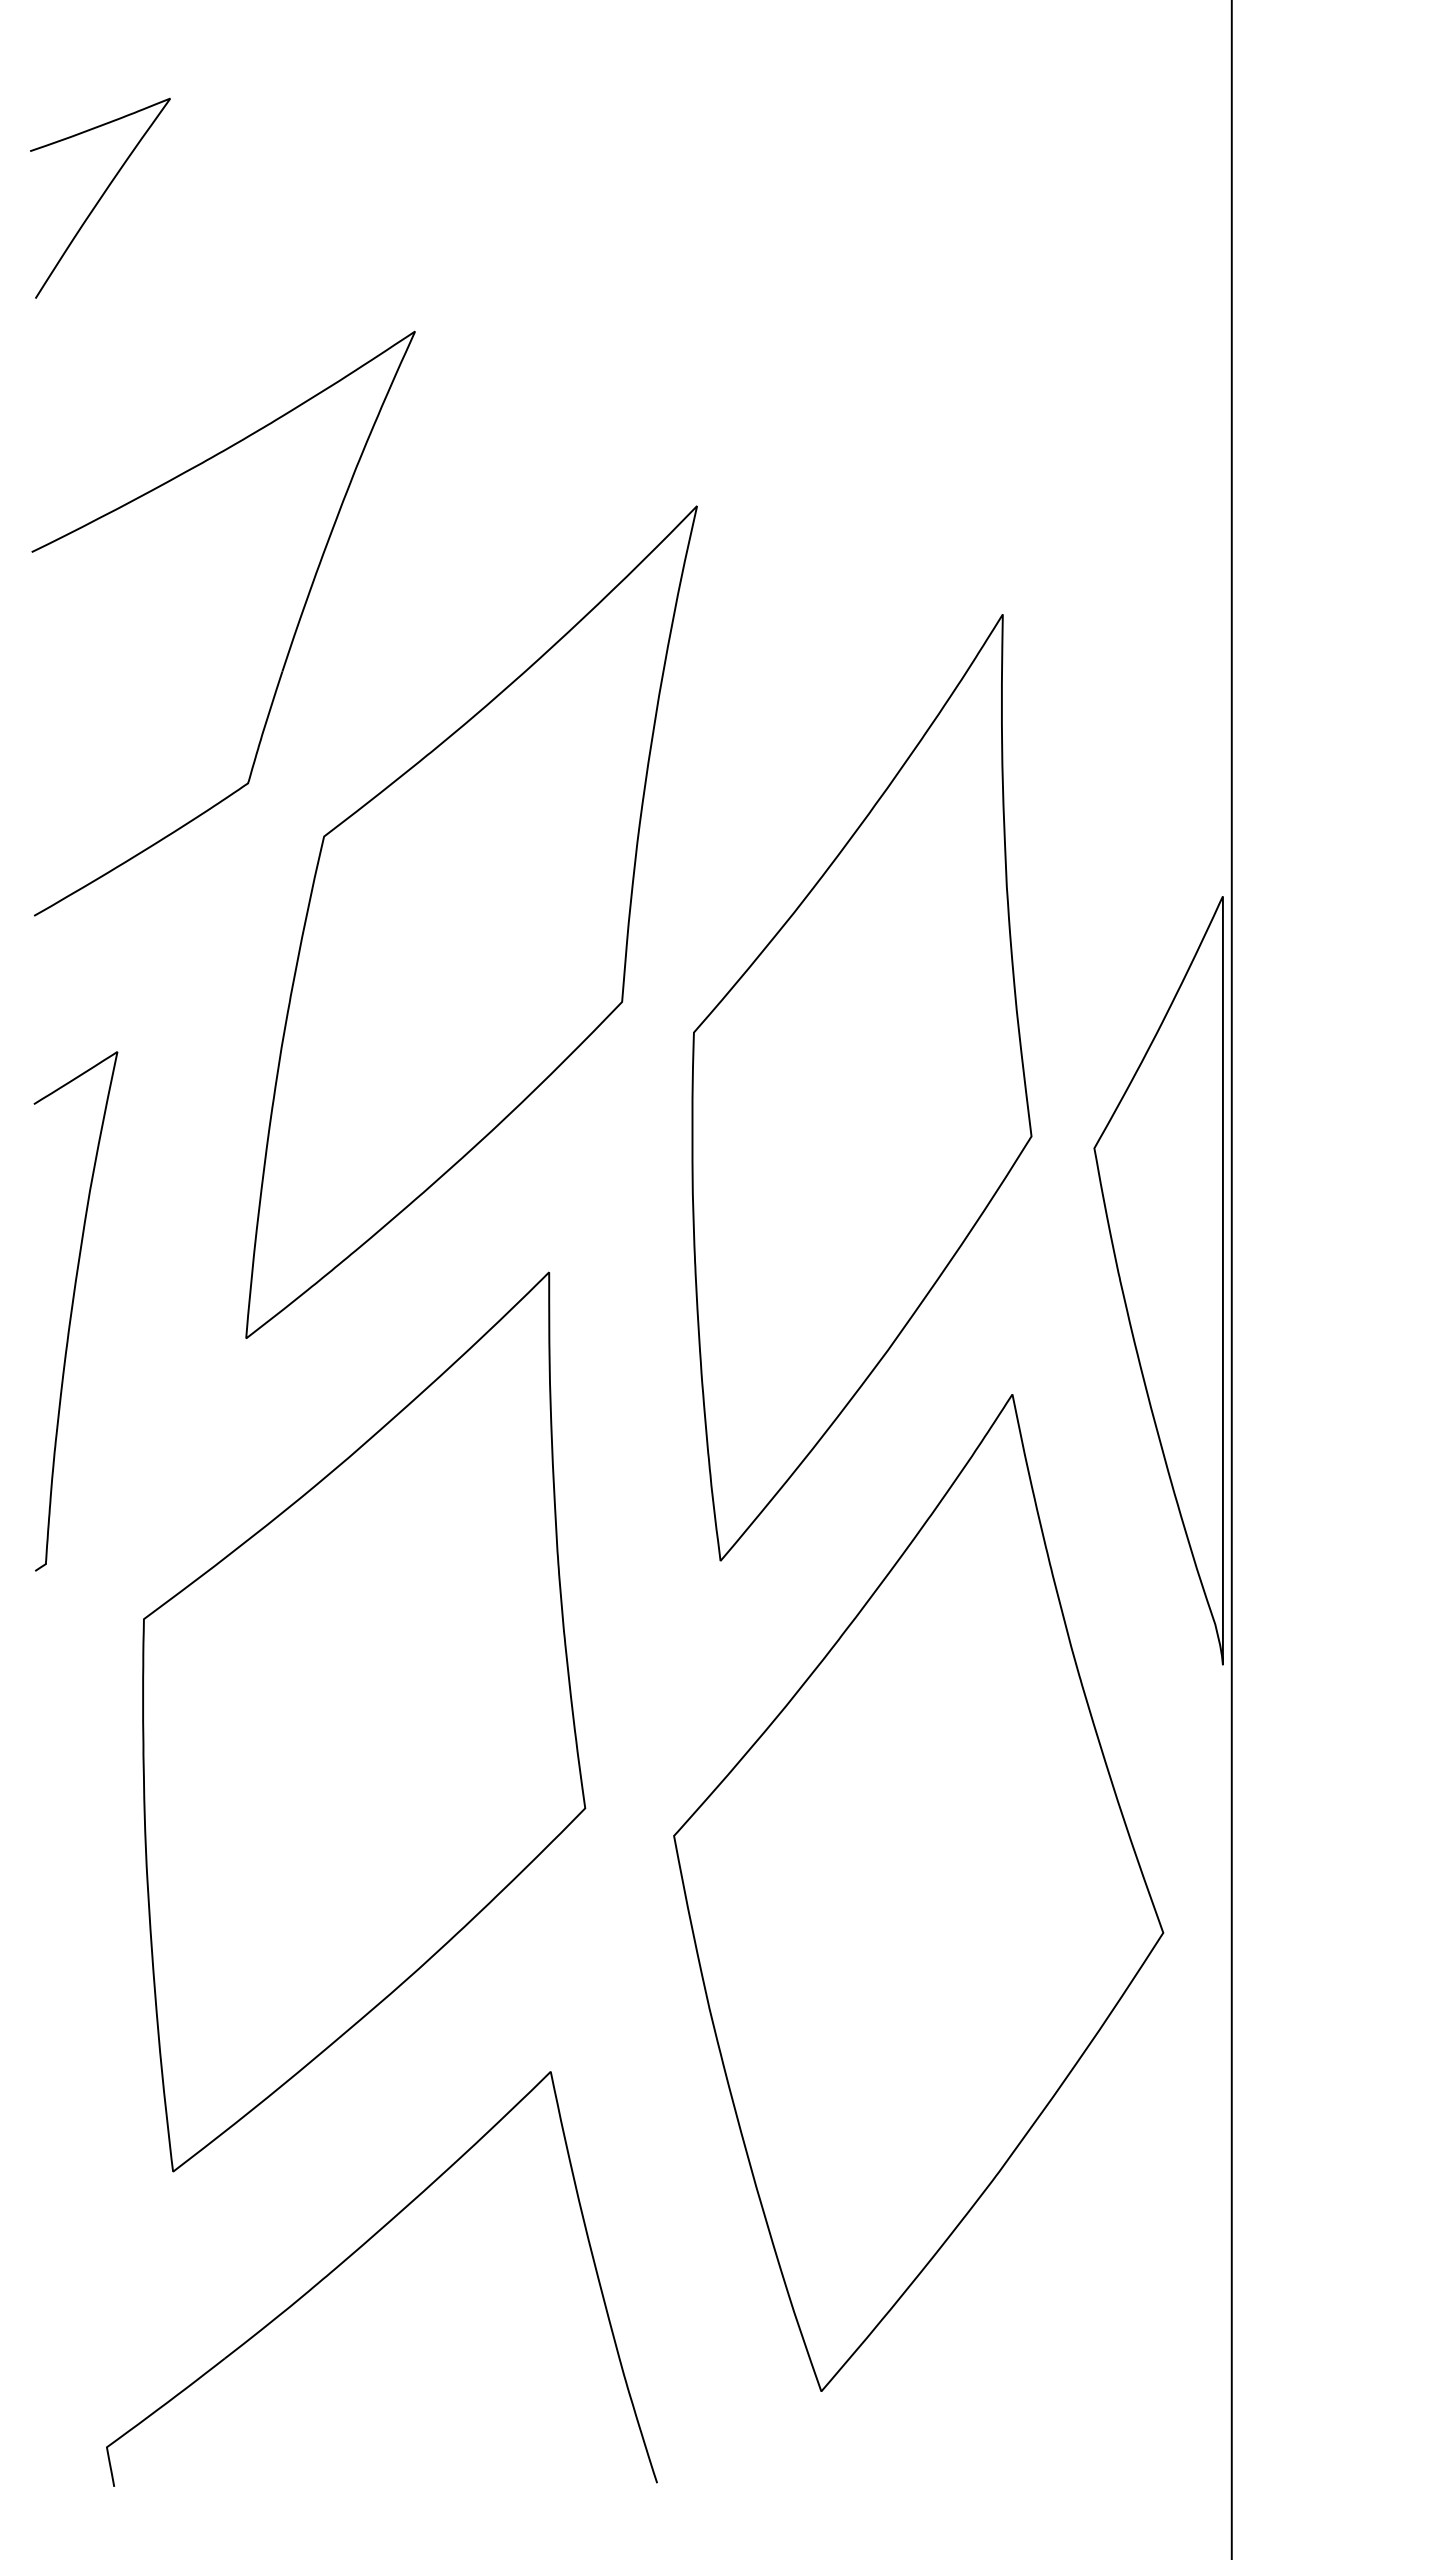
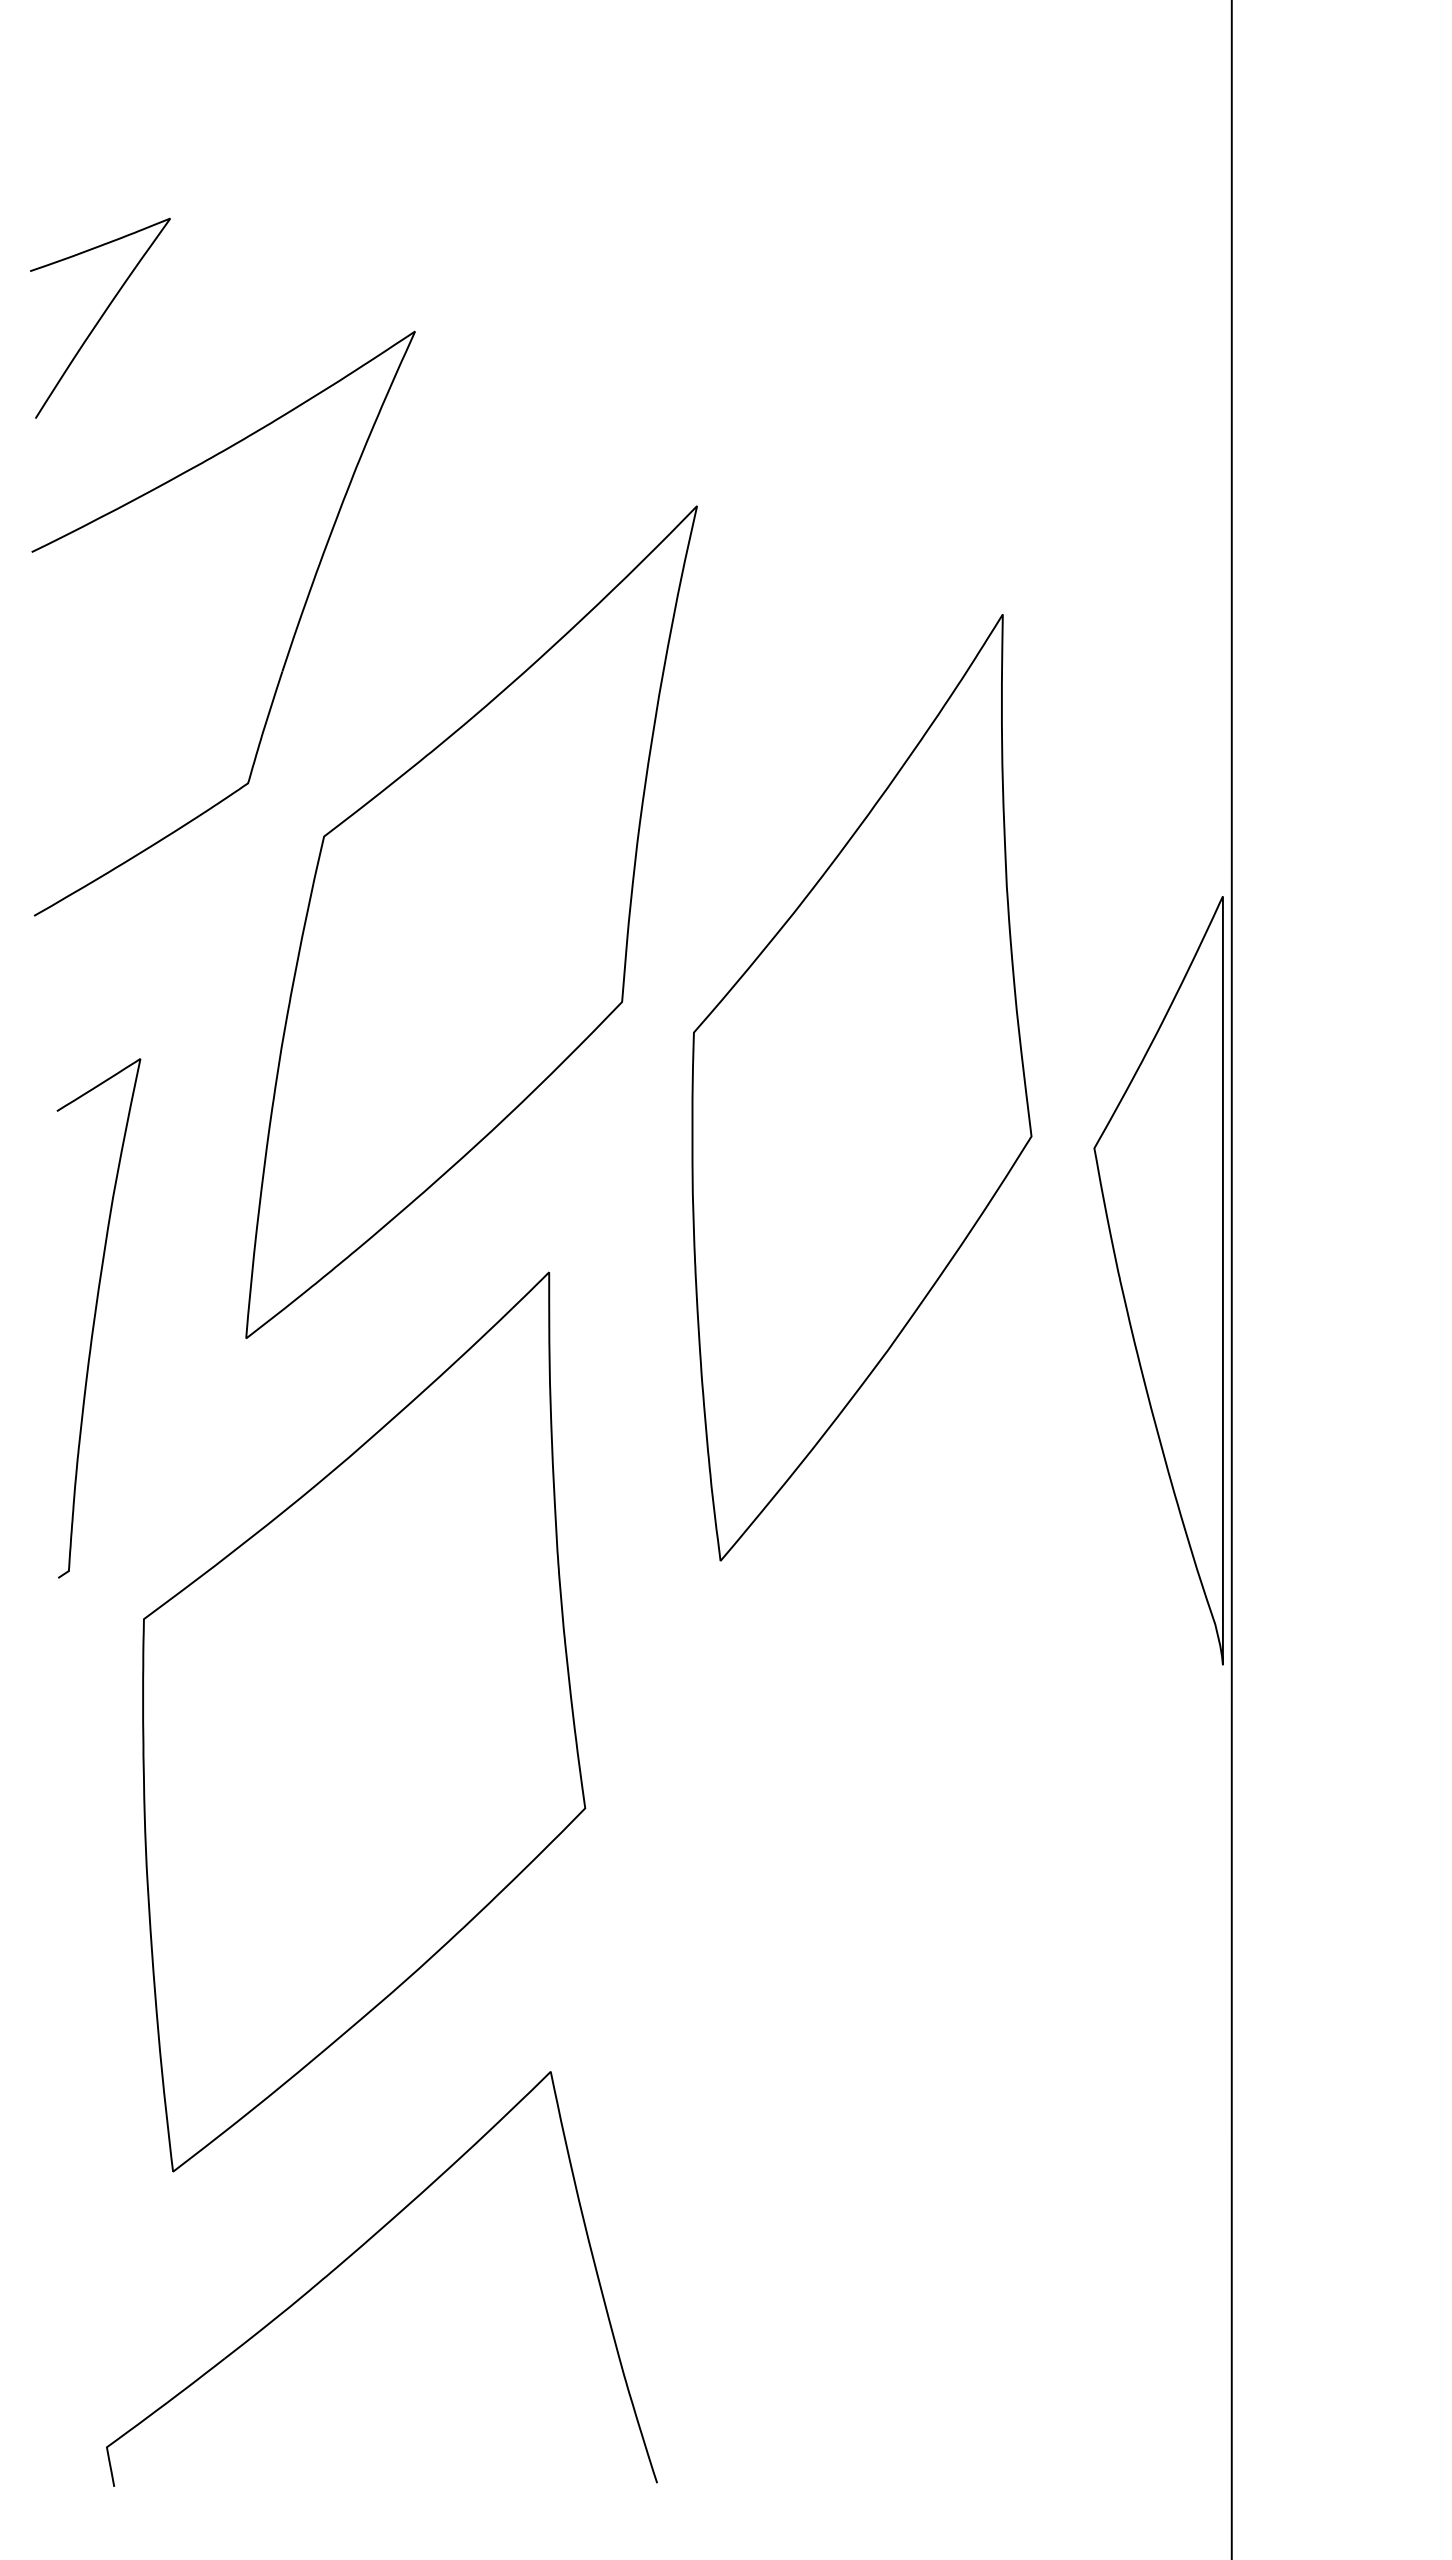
curve position: (100, 197) -> (100, 317) (100, 317)
curve position: (72, 1311) -> (95, 1318) (95, 1318)
part: present -> none (918, 1892)
